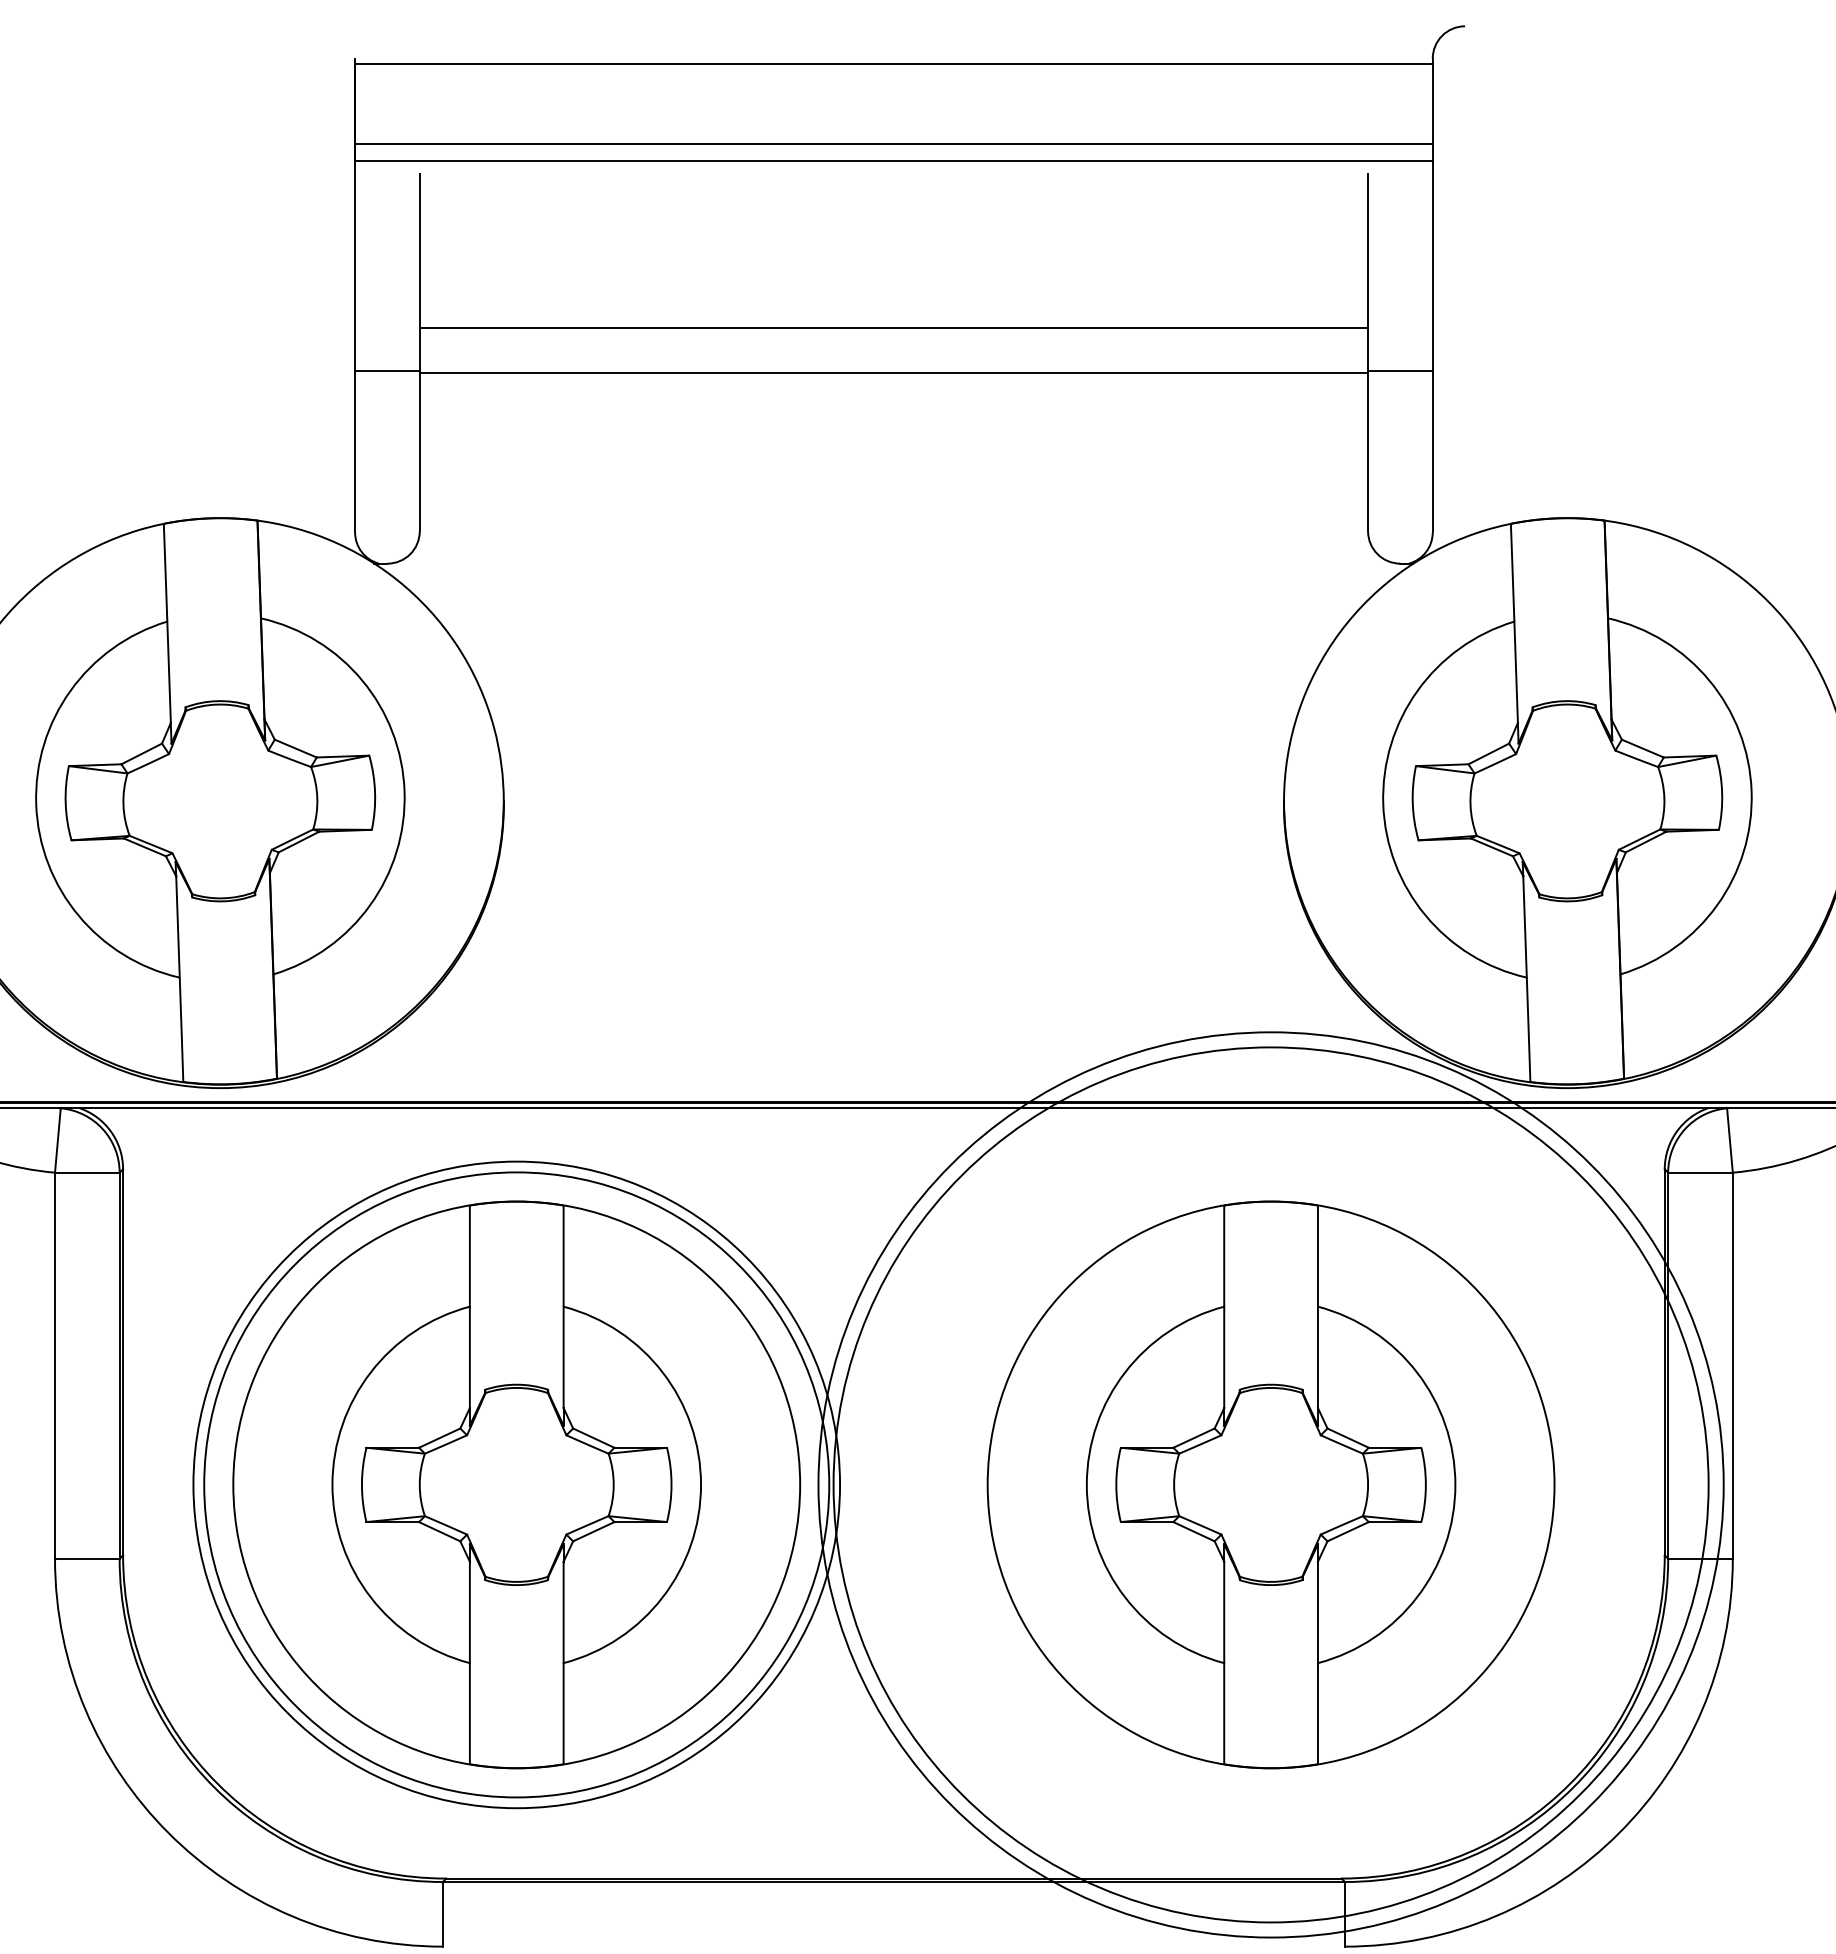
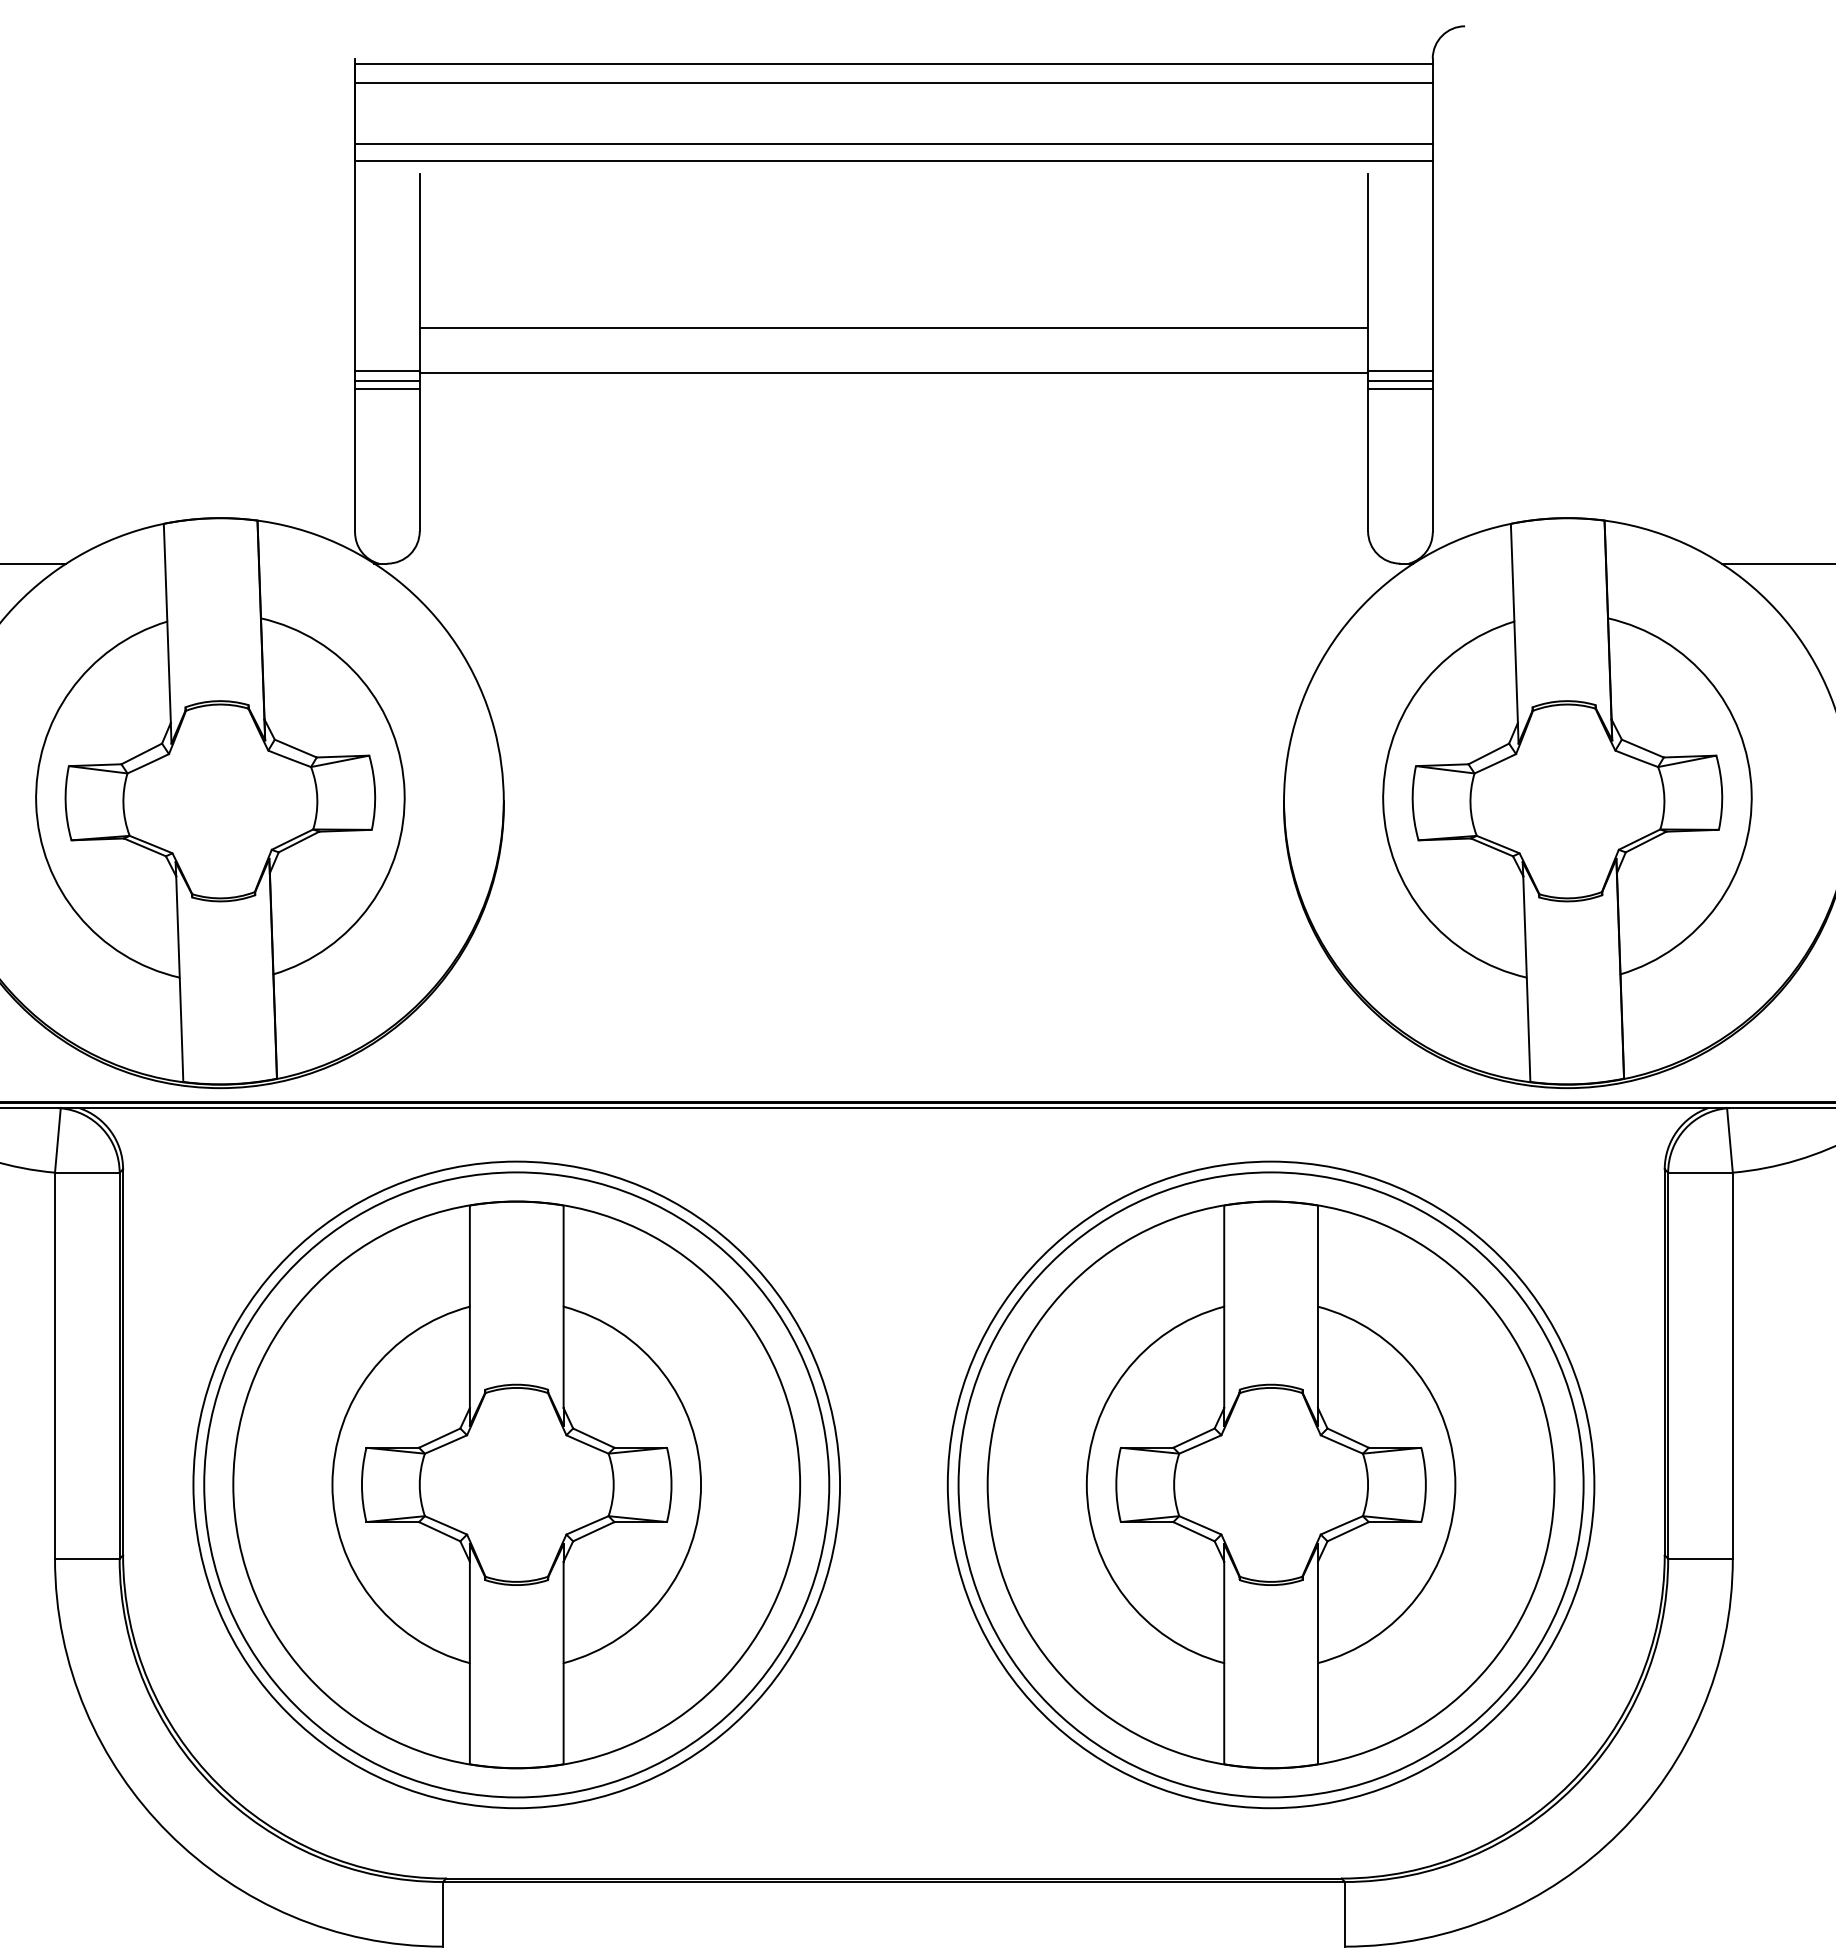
line: none -> present (893, 82)
line: none -> present (387, 381)
line: none -> present (1400, 381)
line: none -> present (387, 388)
line: none -> present (1400, 388)
line: none -> present (34, 563)
line: none -> present (1776, 563)
circle diameter: 875 px -> 625 px (1270, 1484)
circle diameter: 905 px -> 647 px (1270, 1484)
